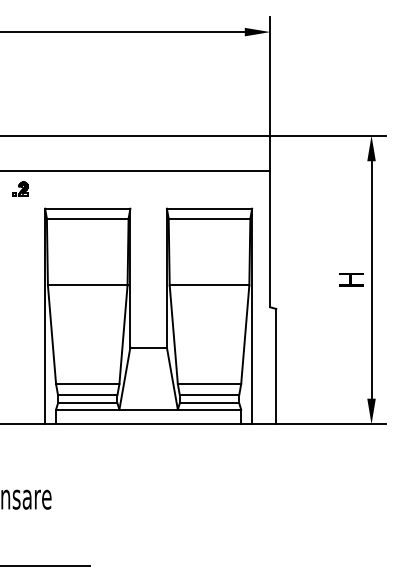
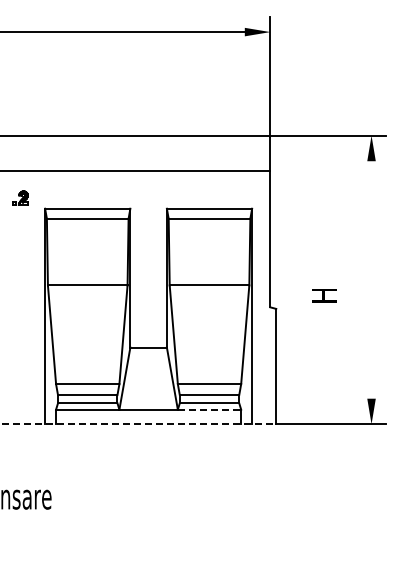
part position: (20, 188) -> (20, 197) (20, 197)
text position: (351, 279) -> (324, 295) (324, 295)
line: present -> none (371, 279)
line: solid -> dashed (209, 409)
line: solid -> dashed (138, 424)
line: present -> none (46, 565)
